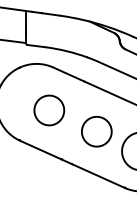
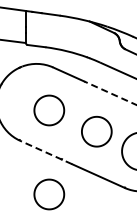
line: solid -> dashed (110, 93)
line: solid -> dashed (46, 152)
part: none -> present (49, 194)
